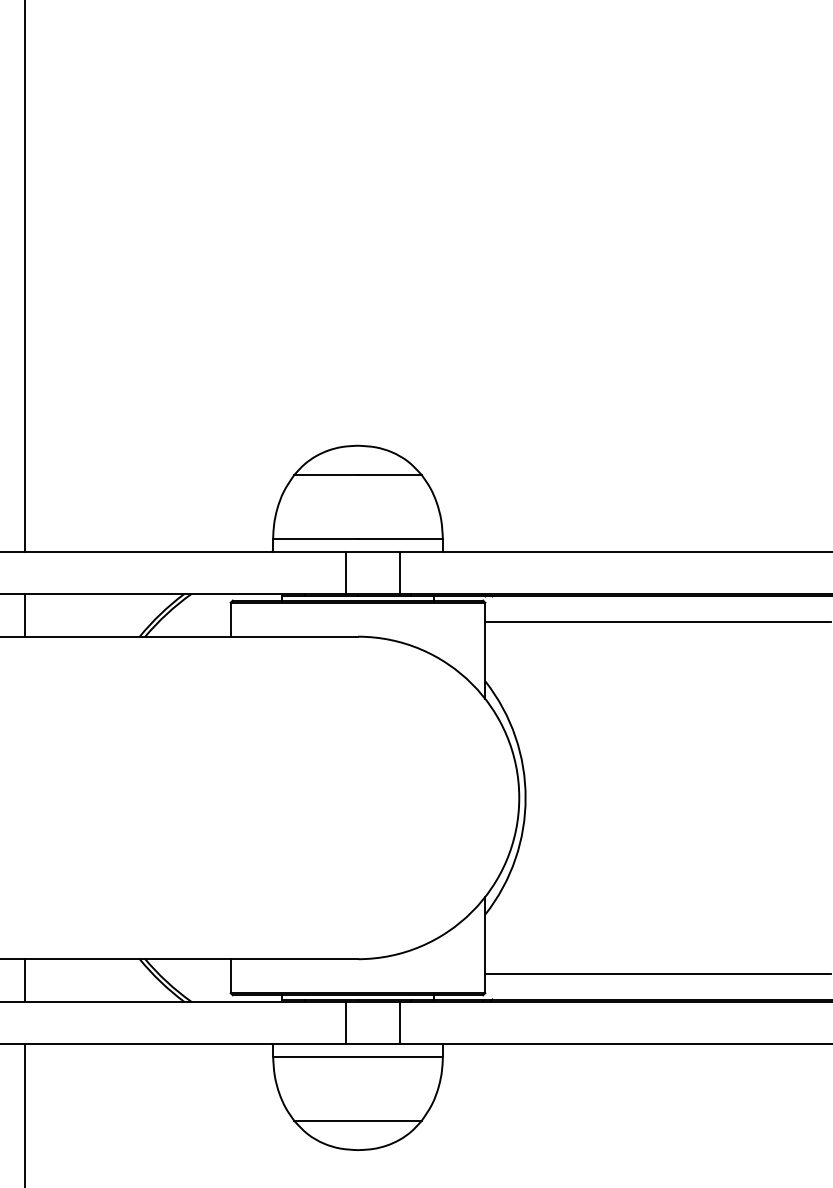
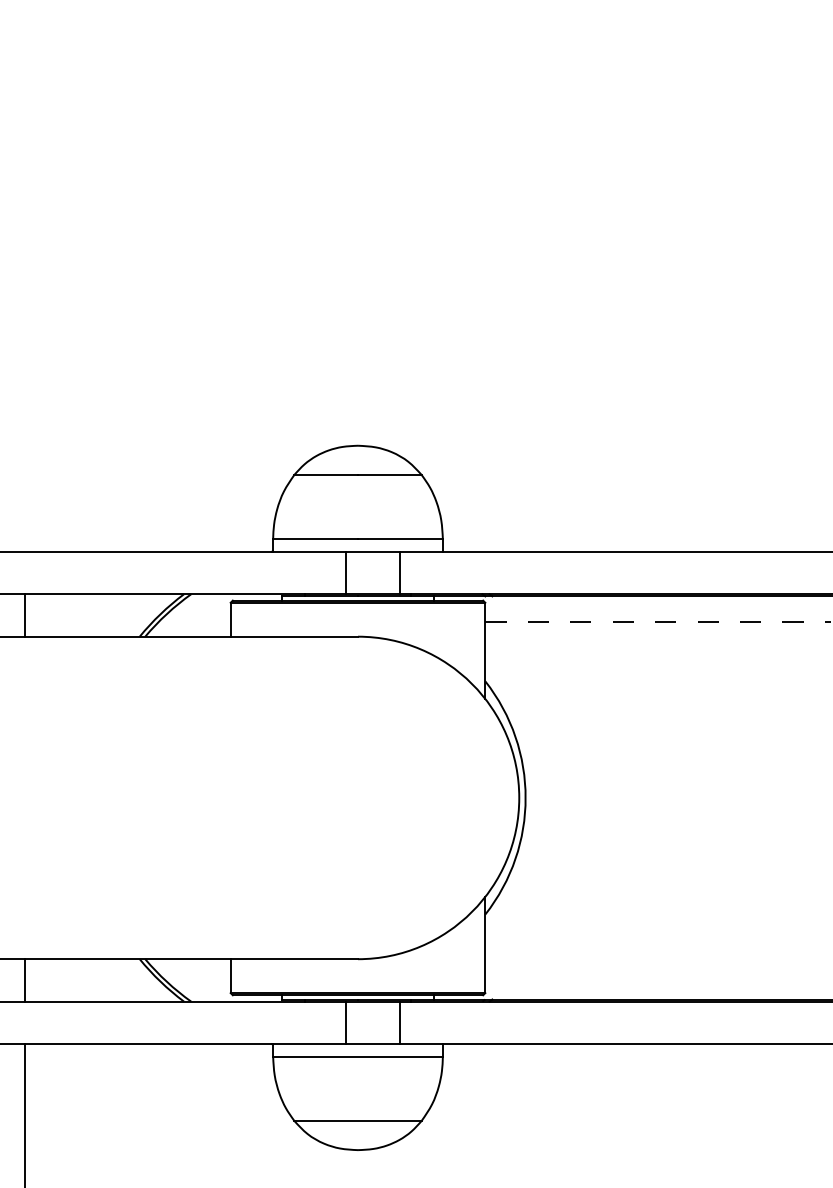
line: present -> none (24, 276)
line: solid -> dashed (658, 621)
line: present -> none (657, 974)
